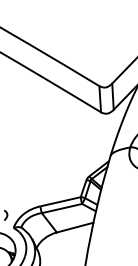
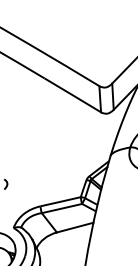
curve position: (6, 214) -> (6, 183) (6, 183)
